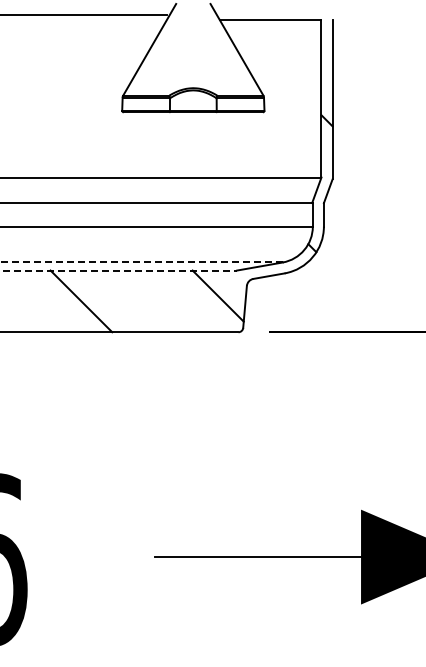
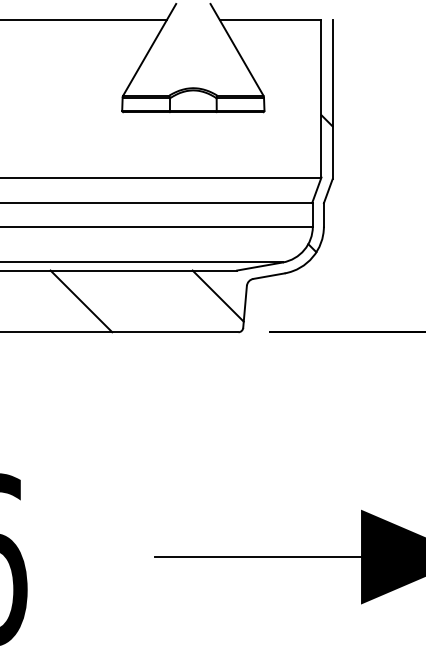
line position: (84, 15) -> (84, 20) (84, 20)
line: dashed -> solid (140, 262)
line: dashed -> solid (119, 270)
